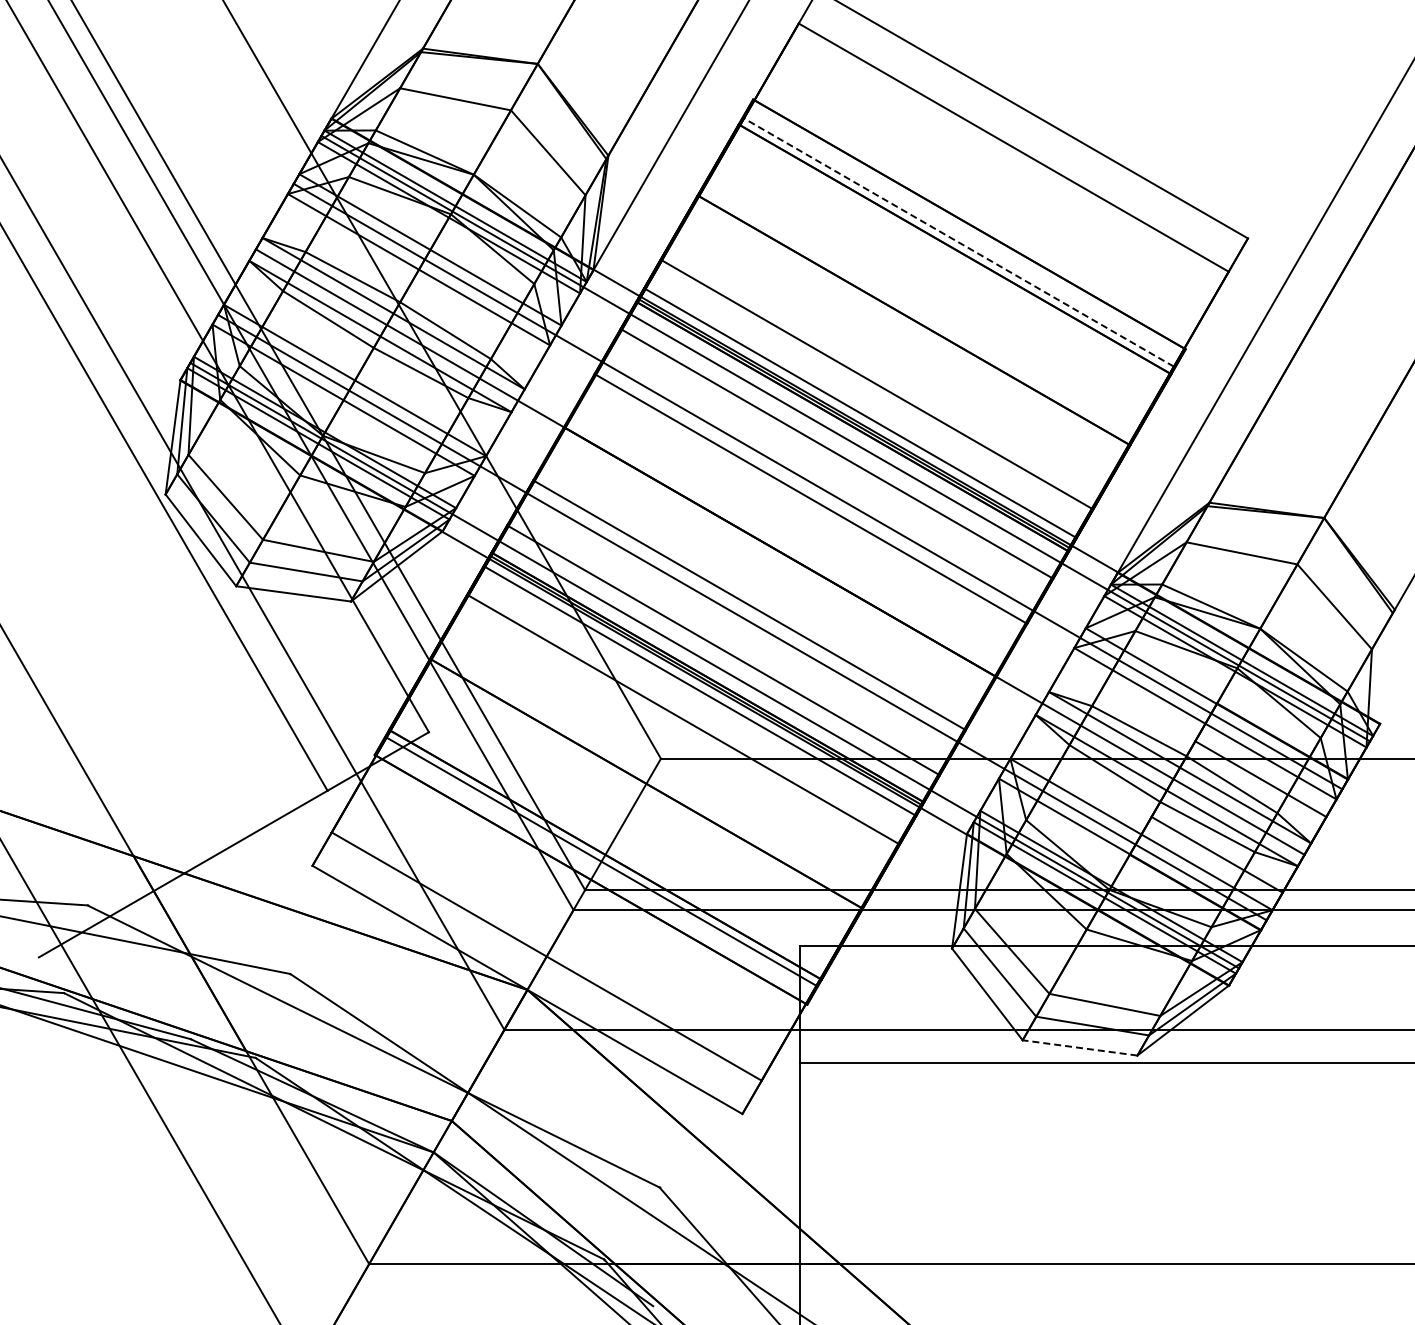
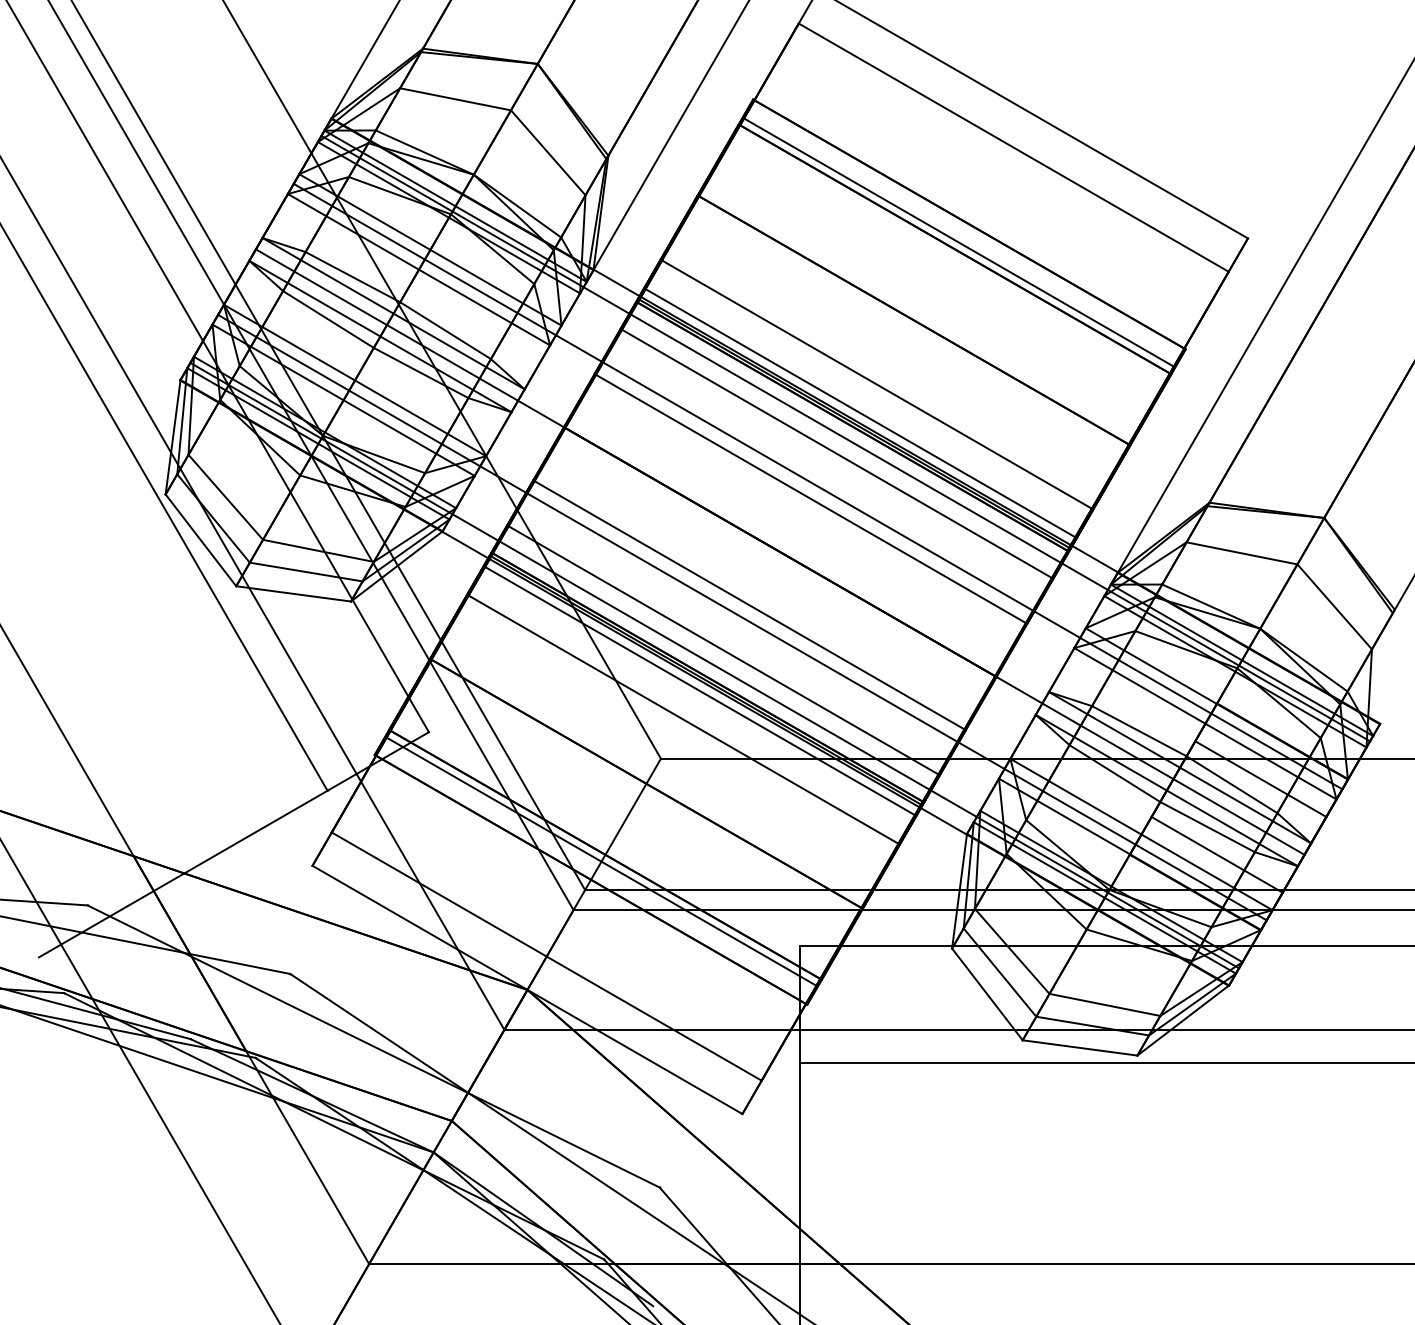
line: dashed -> solid (958, 242)
line: dashed -> solid (1080, 1047)
